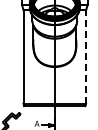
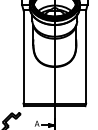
line: dashed -> solid (86, 56)
